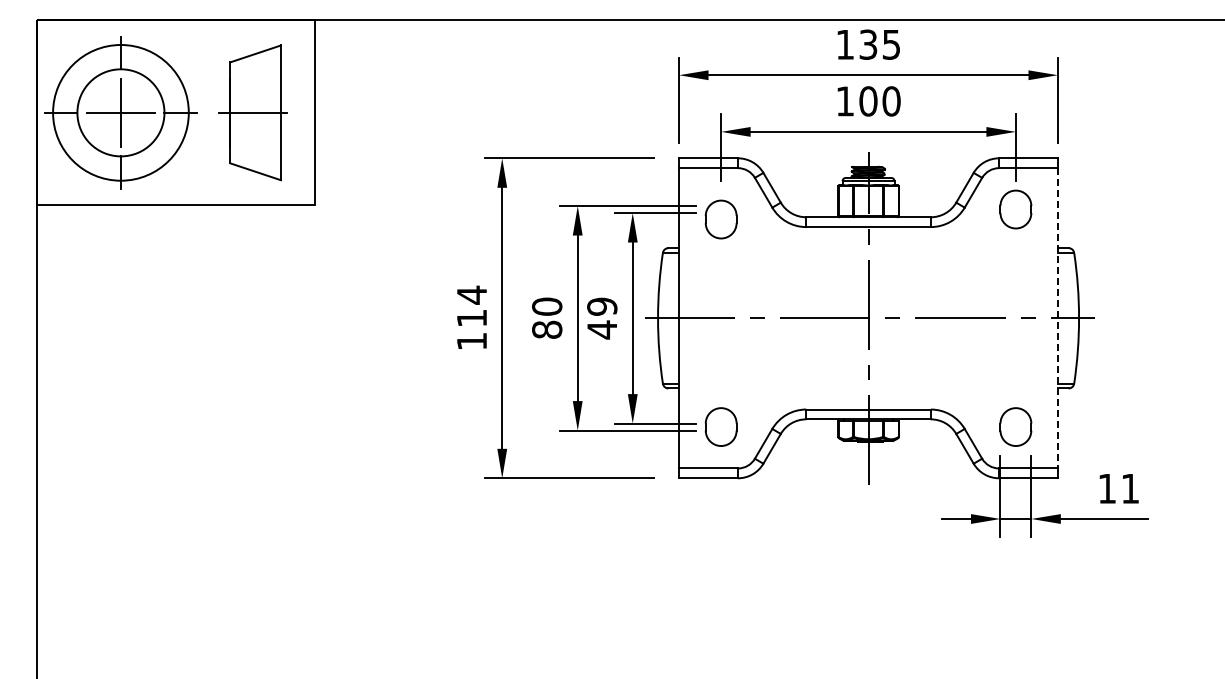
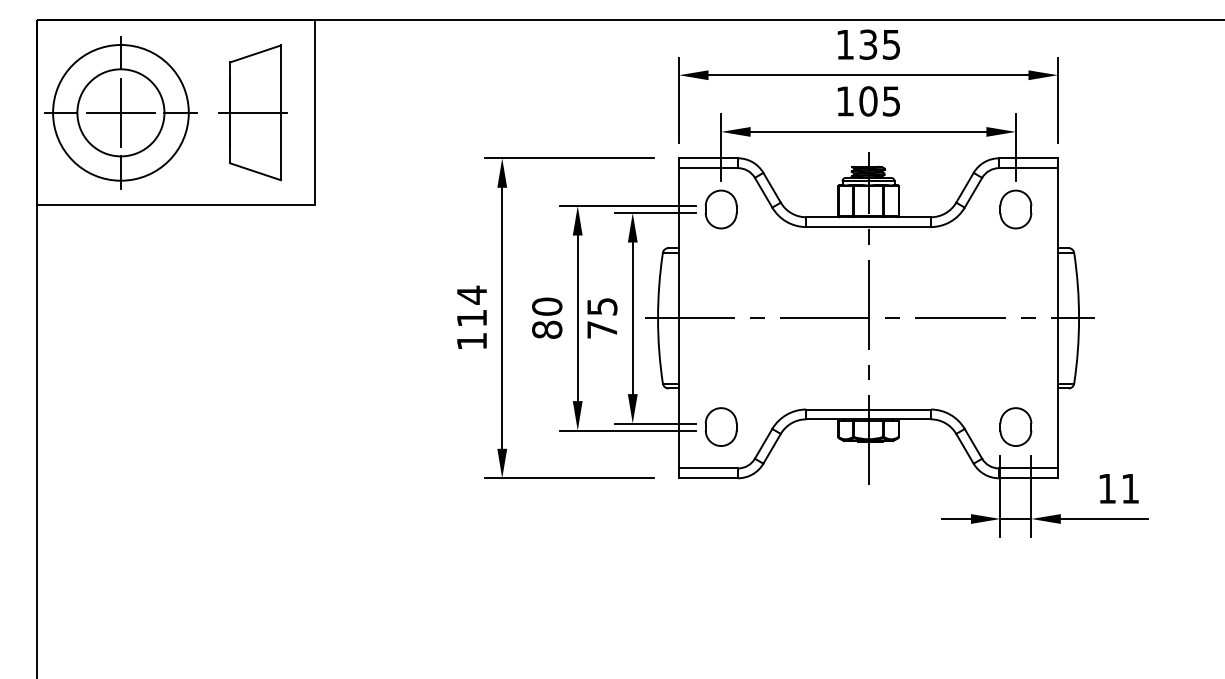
text: 100 -> 105 (891, 101)
part position: (720, 219) -> (720, 209) (720, 209)
text: 49 -> 75 (602, 318)
line: dashed -> solid (1058, 318)
